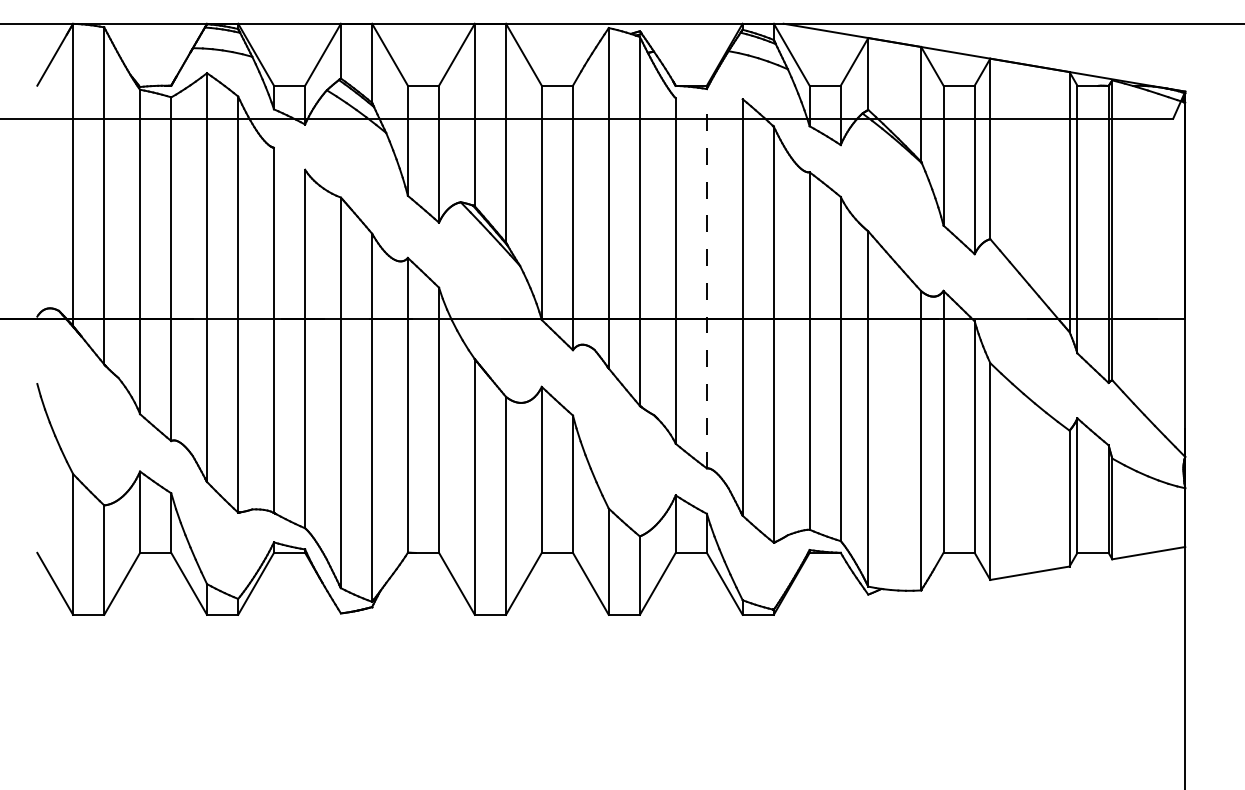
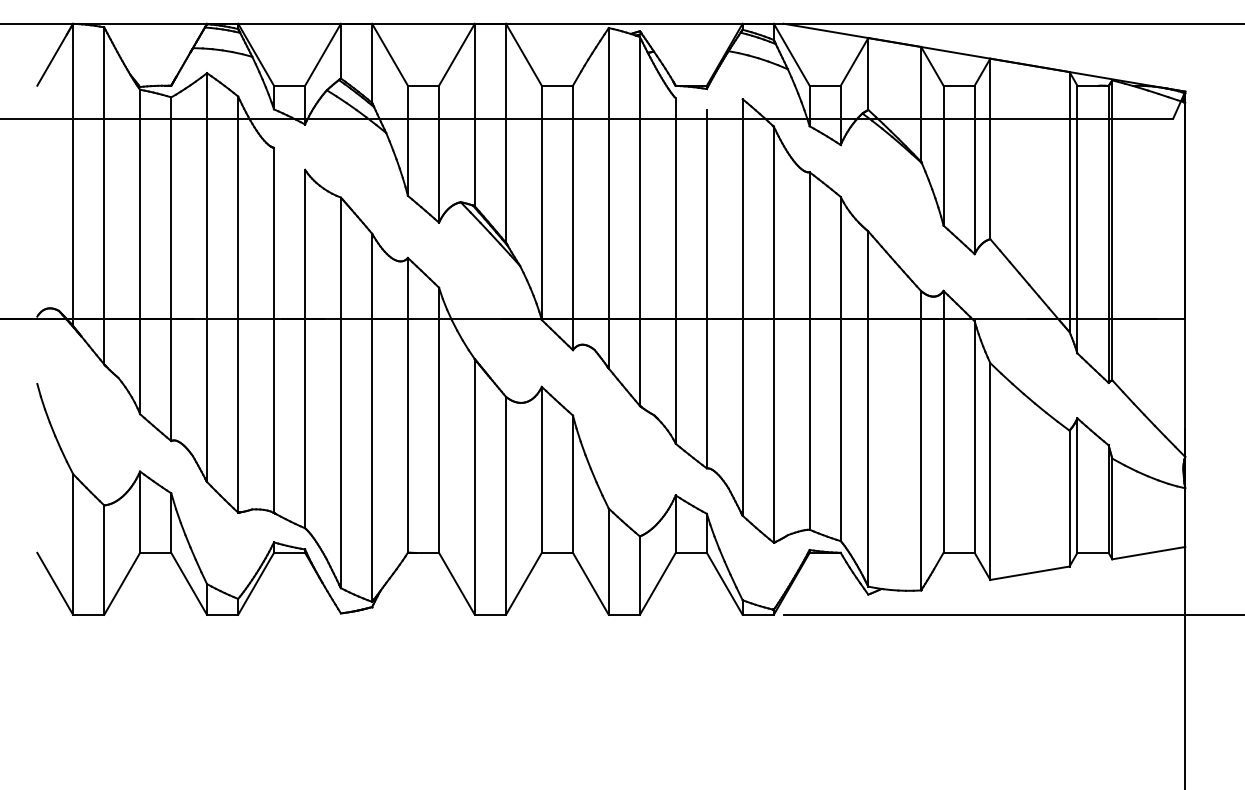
line: dashed -> solid (706, 288)
line: none -> present (1012, 614)
